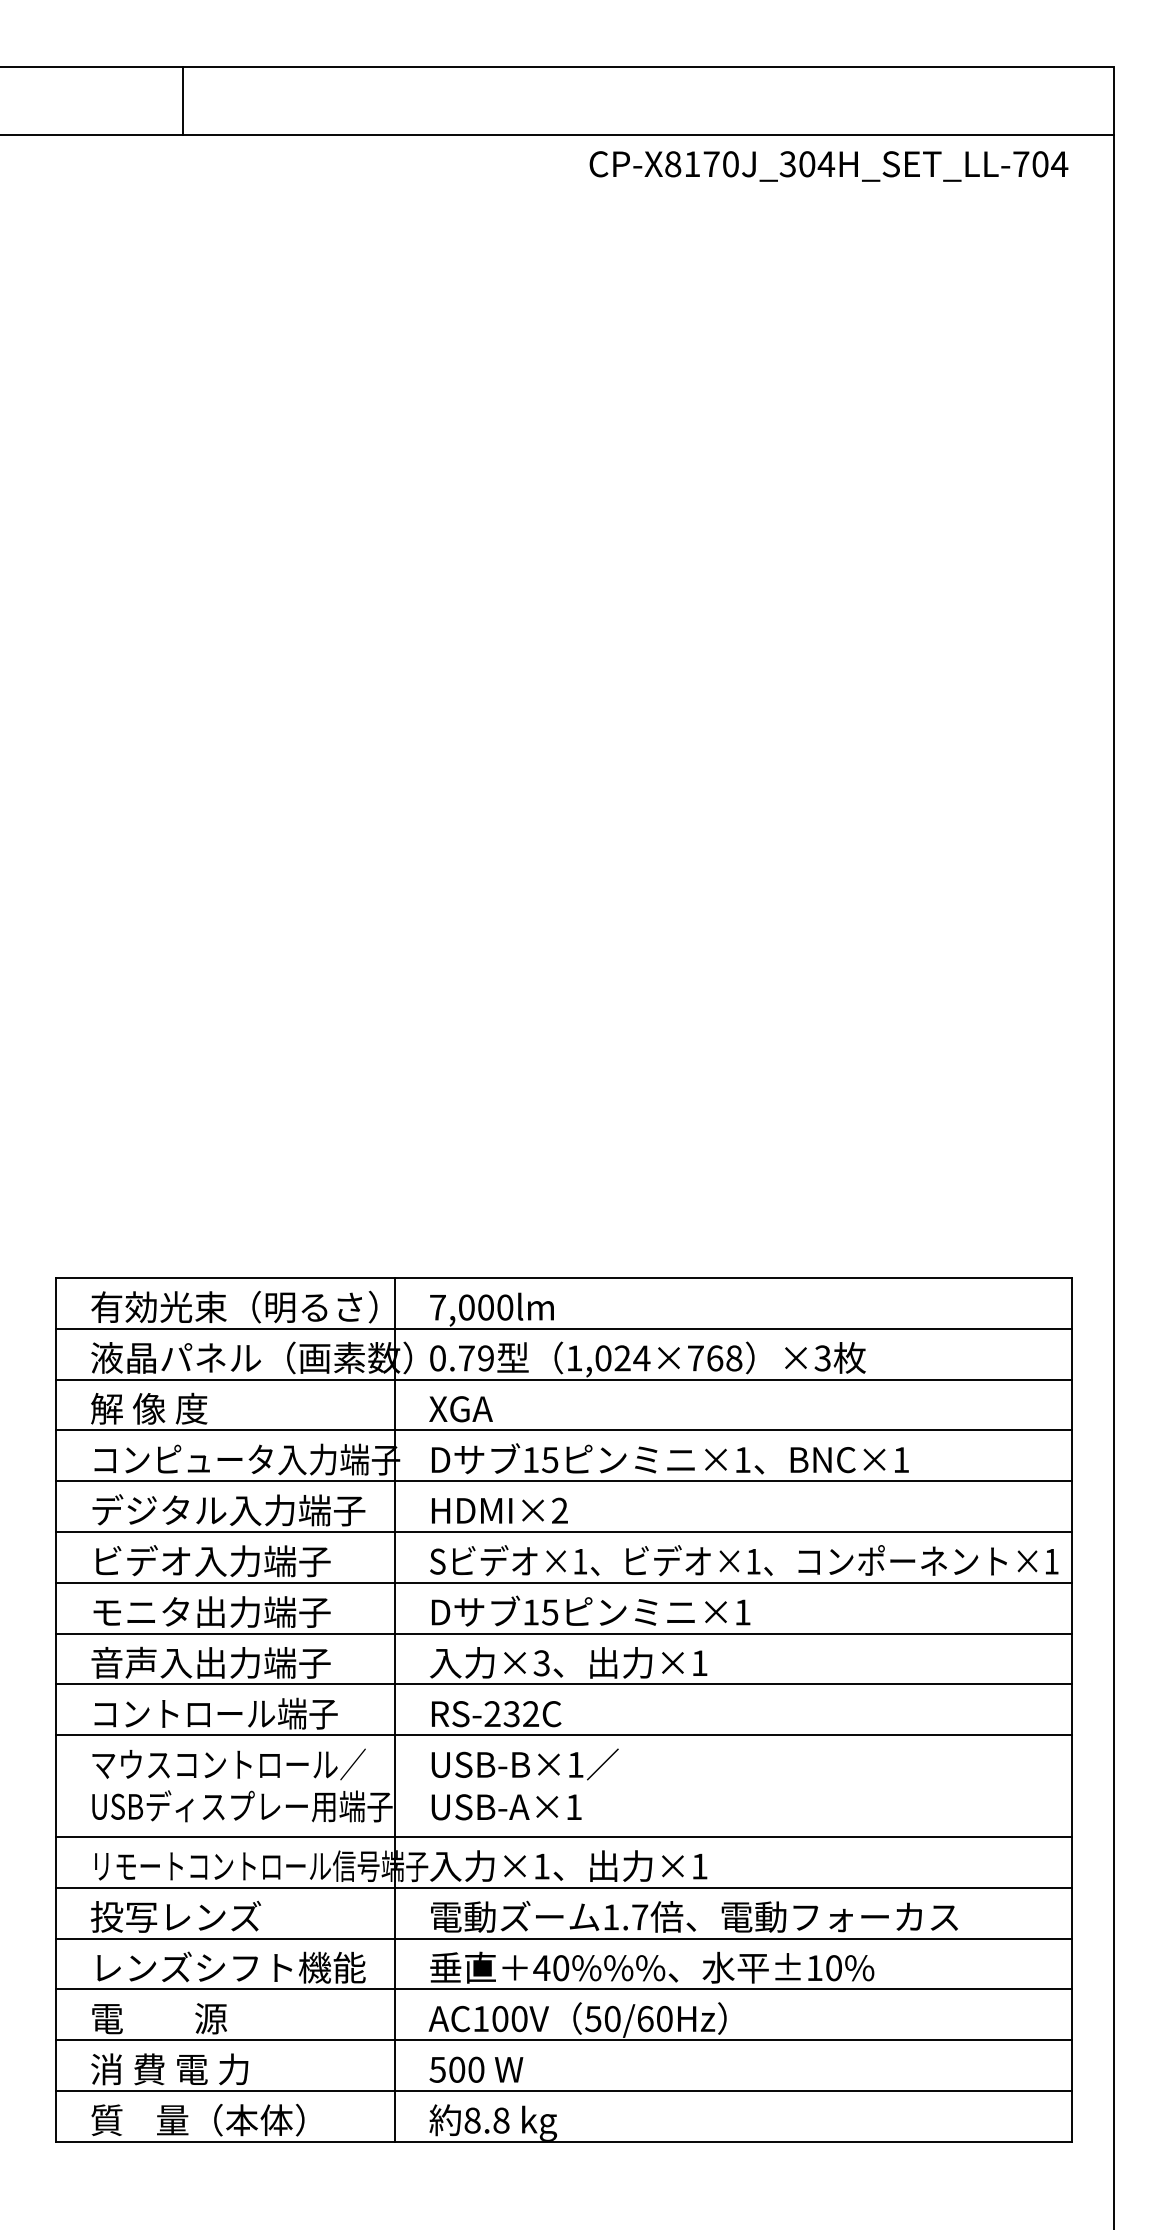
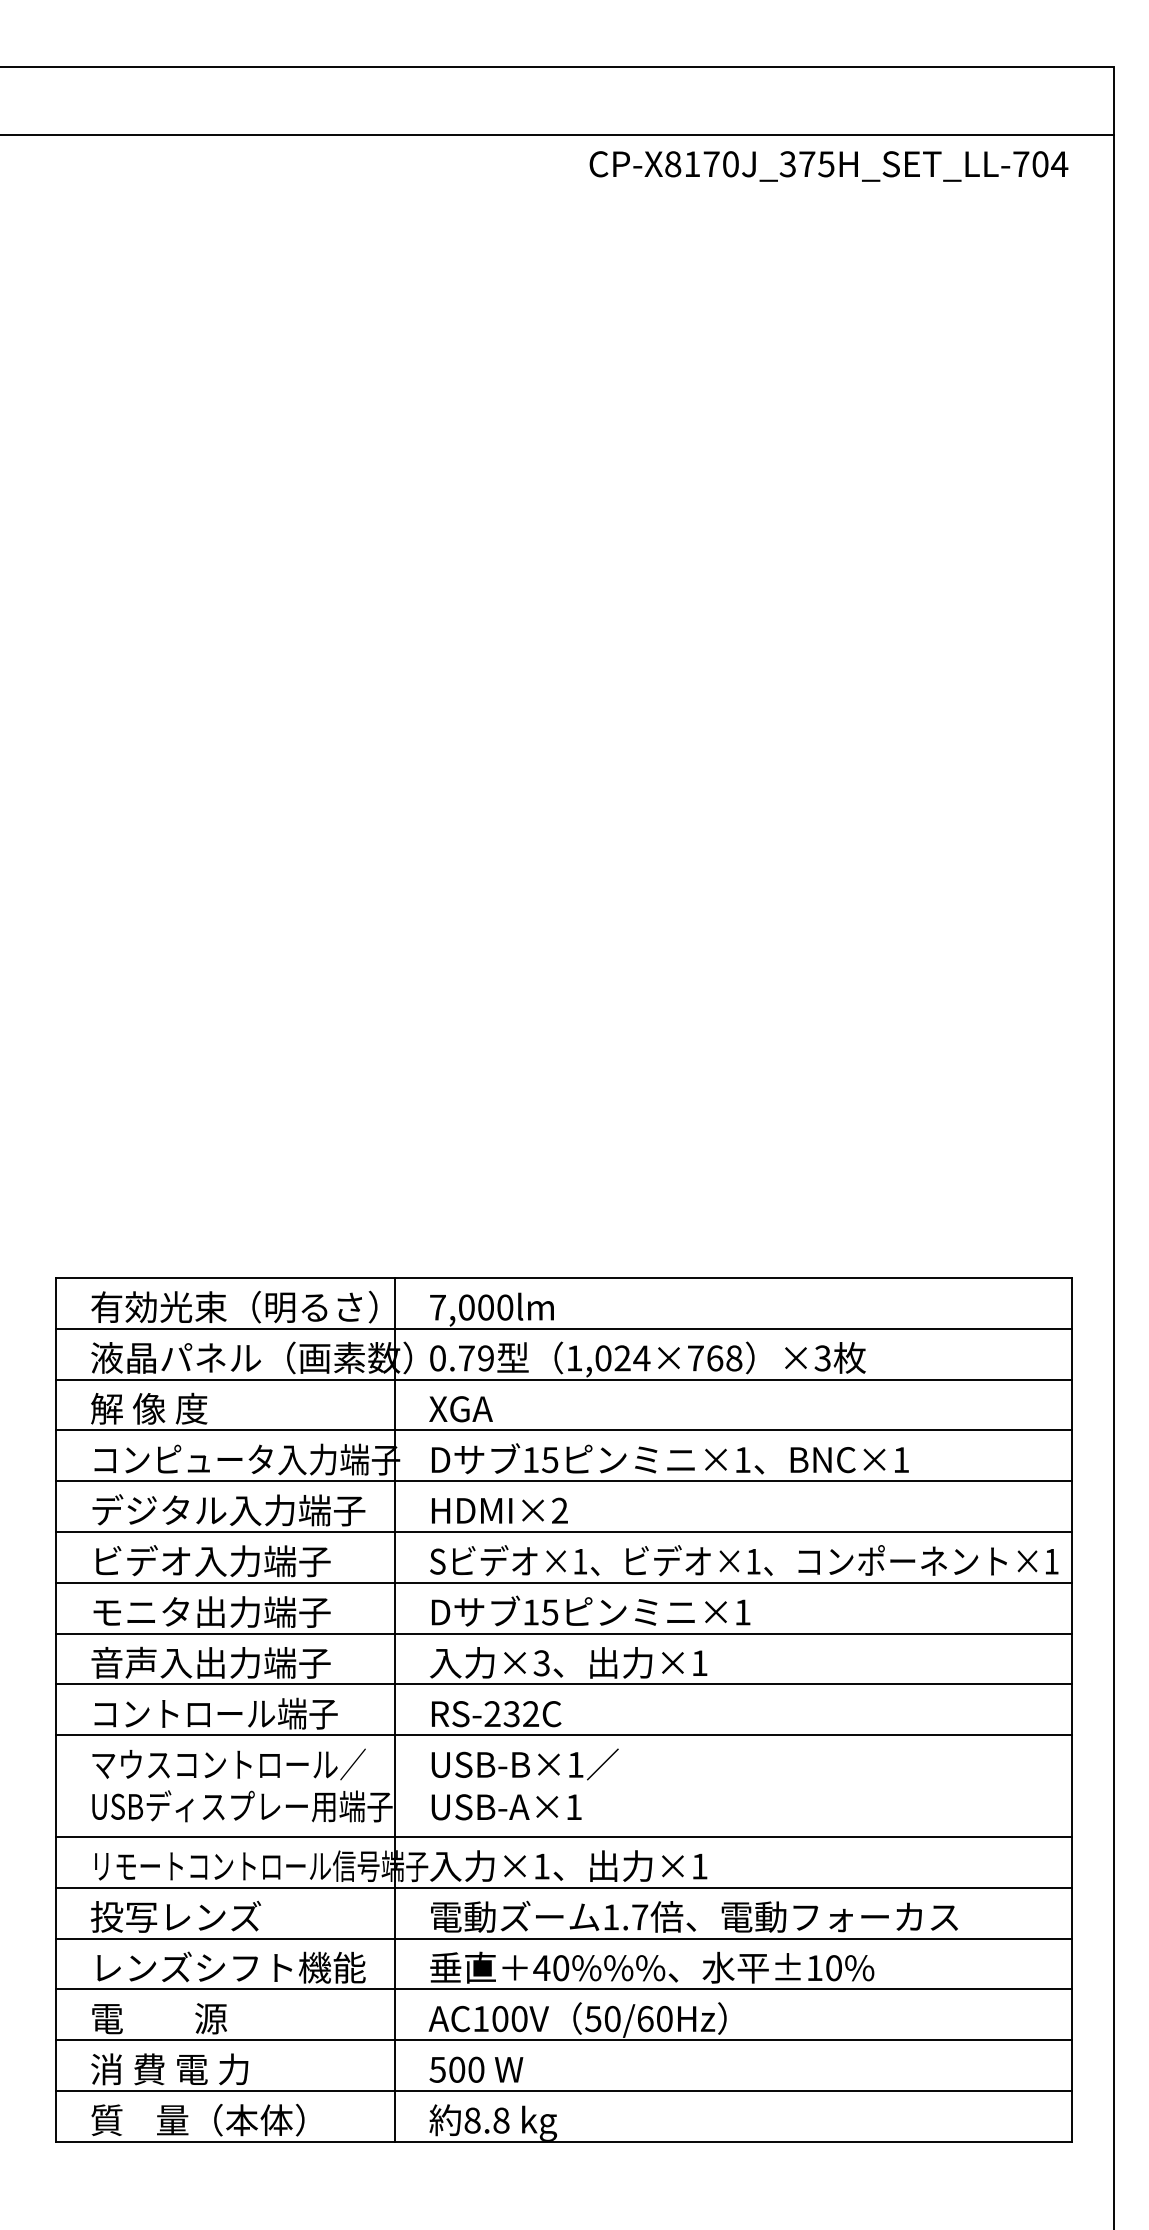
line: present -> none (182, 100)
text: CP-X8170J_304H_SET_LL-704 -> CP-X8170J_375H_SET_LL-704 (817, 164)
